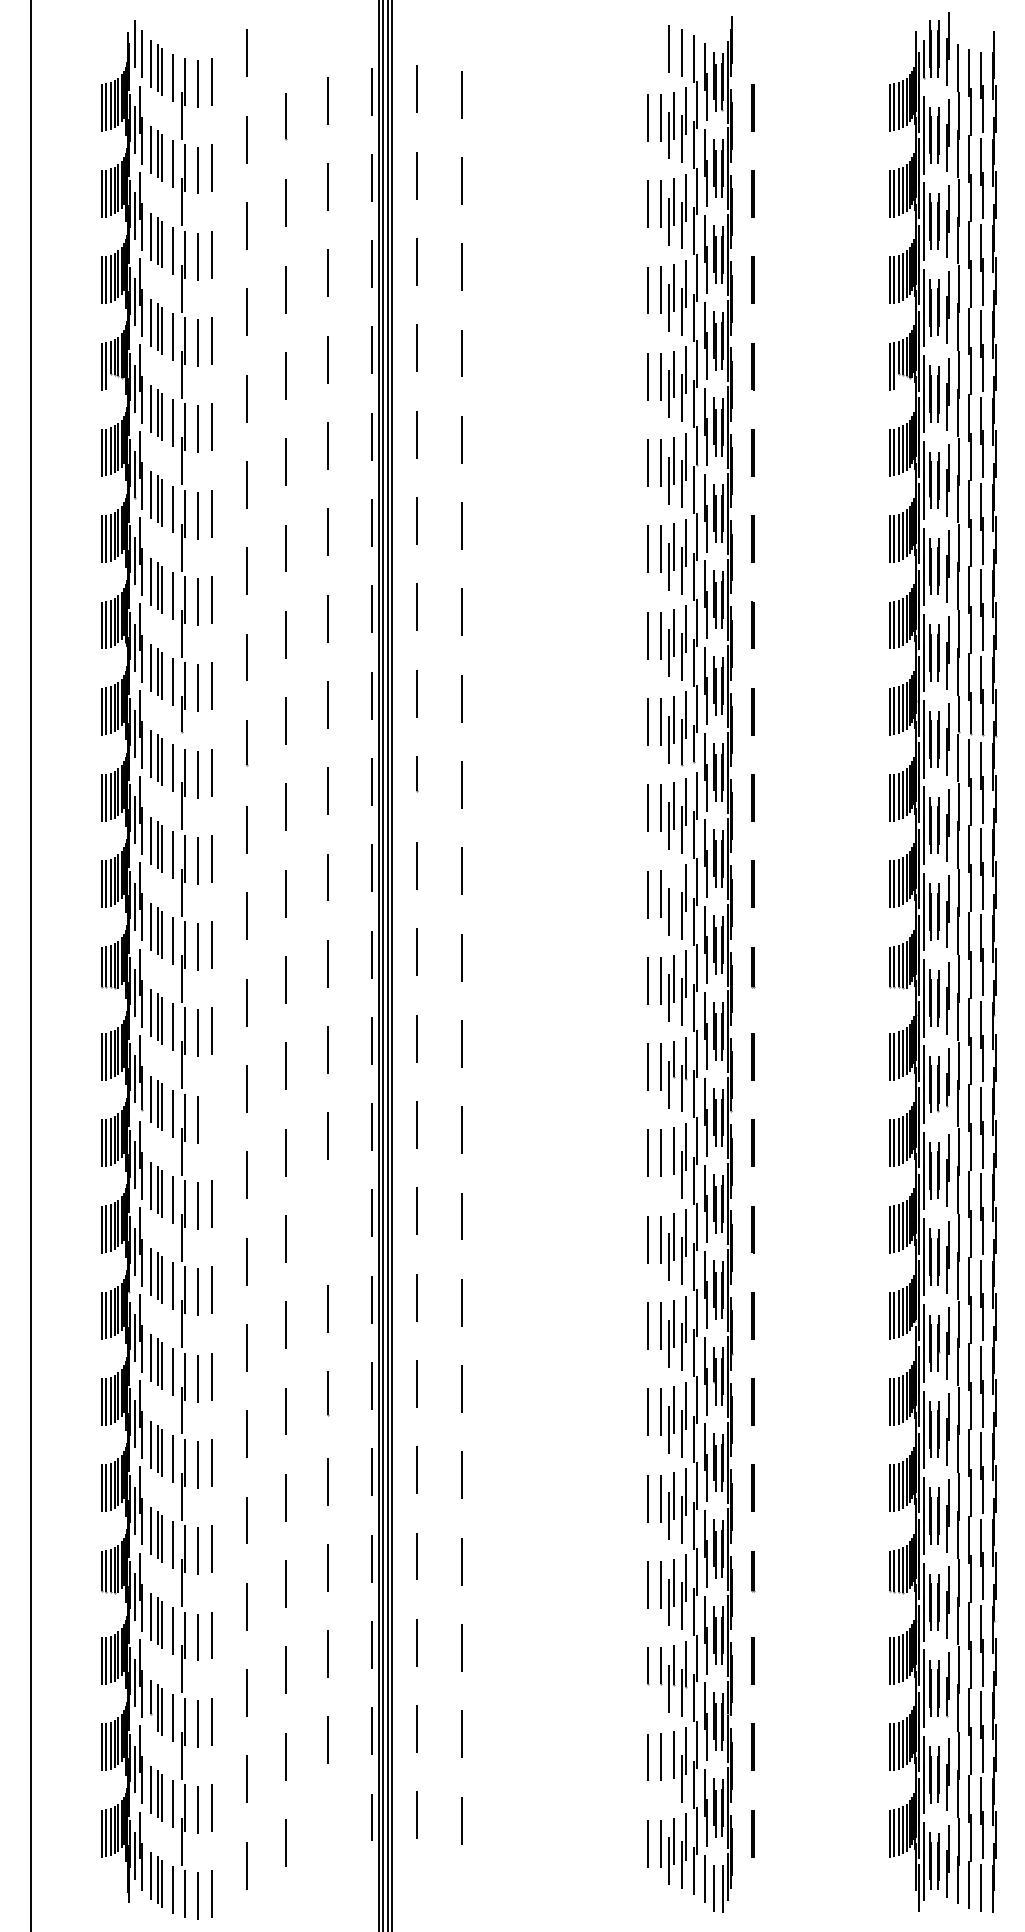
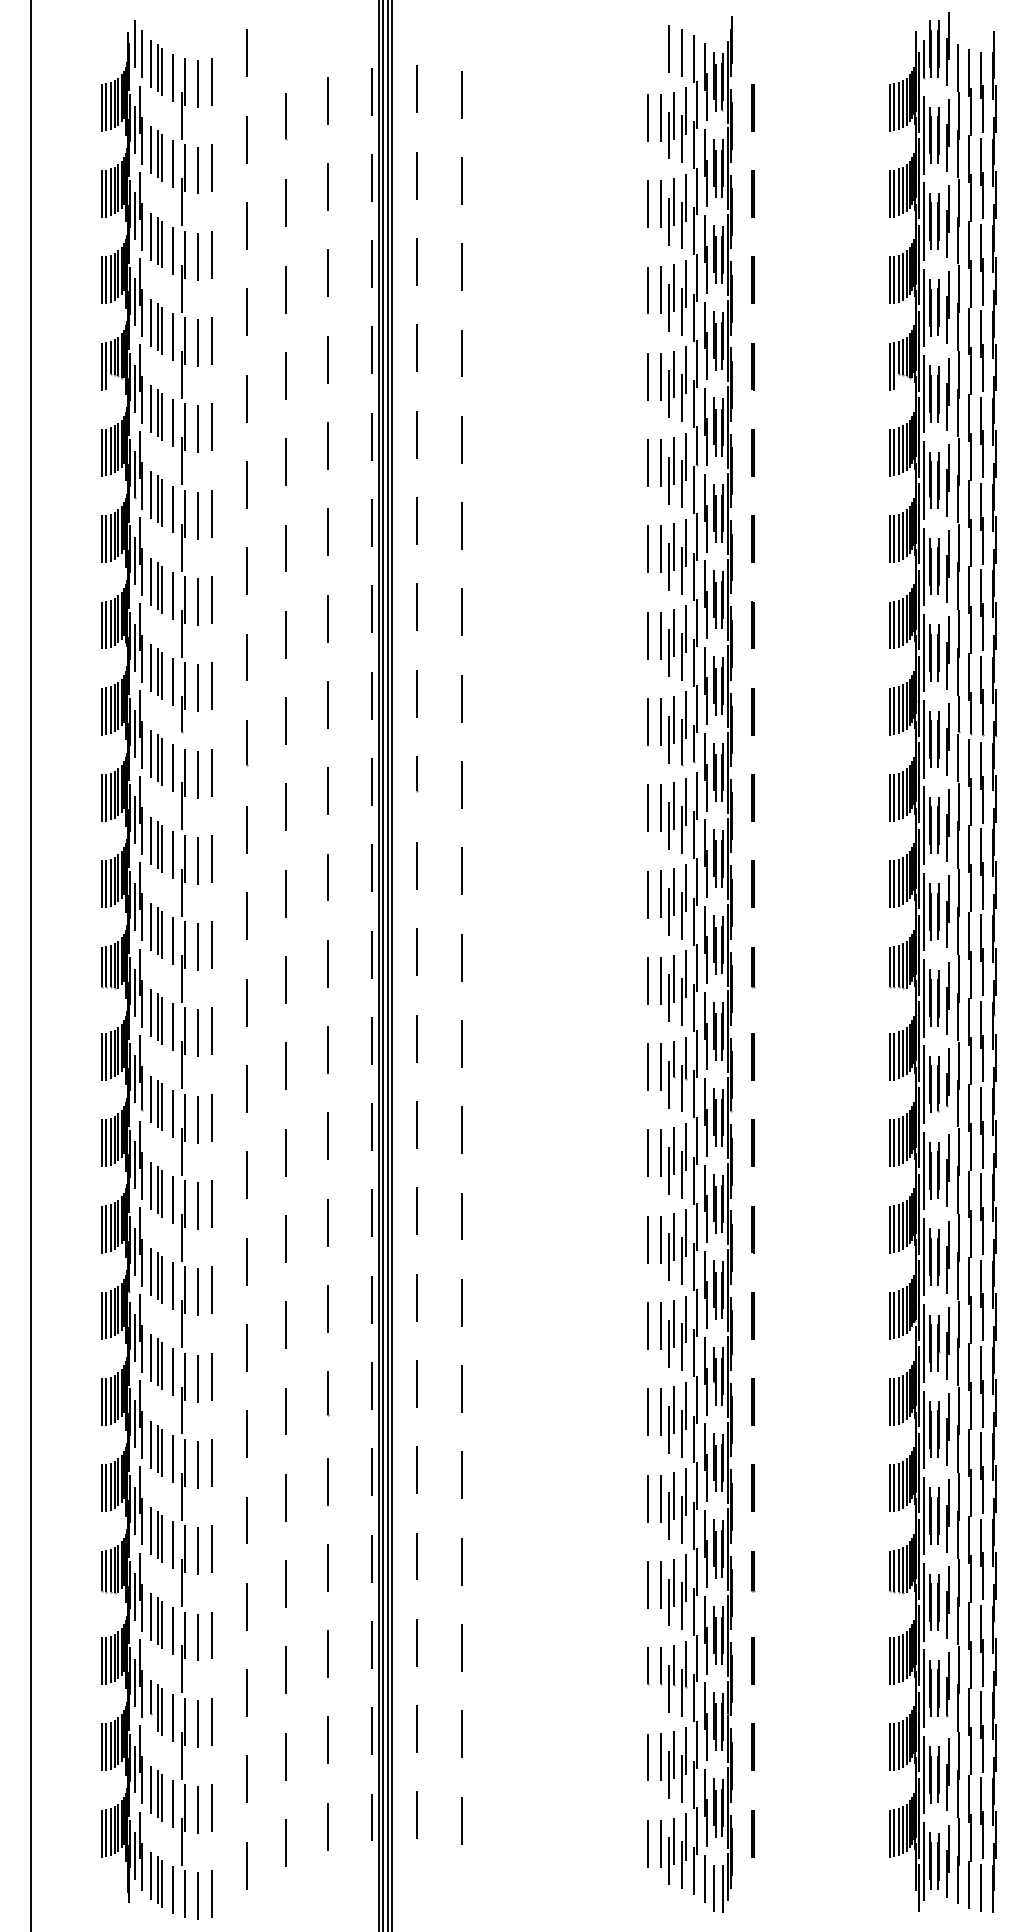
line: none -> present (673, 892)
line: none -> present (211, 1117)
line: none -> present (669, 1171)
line: none -> present (327, 1222)
line: none -> present (669, 1775)
line: none -> present (327, 1826)
